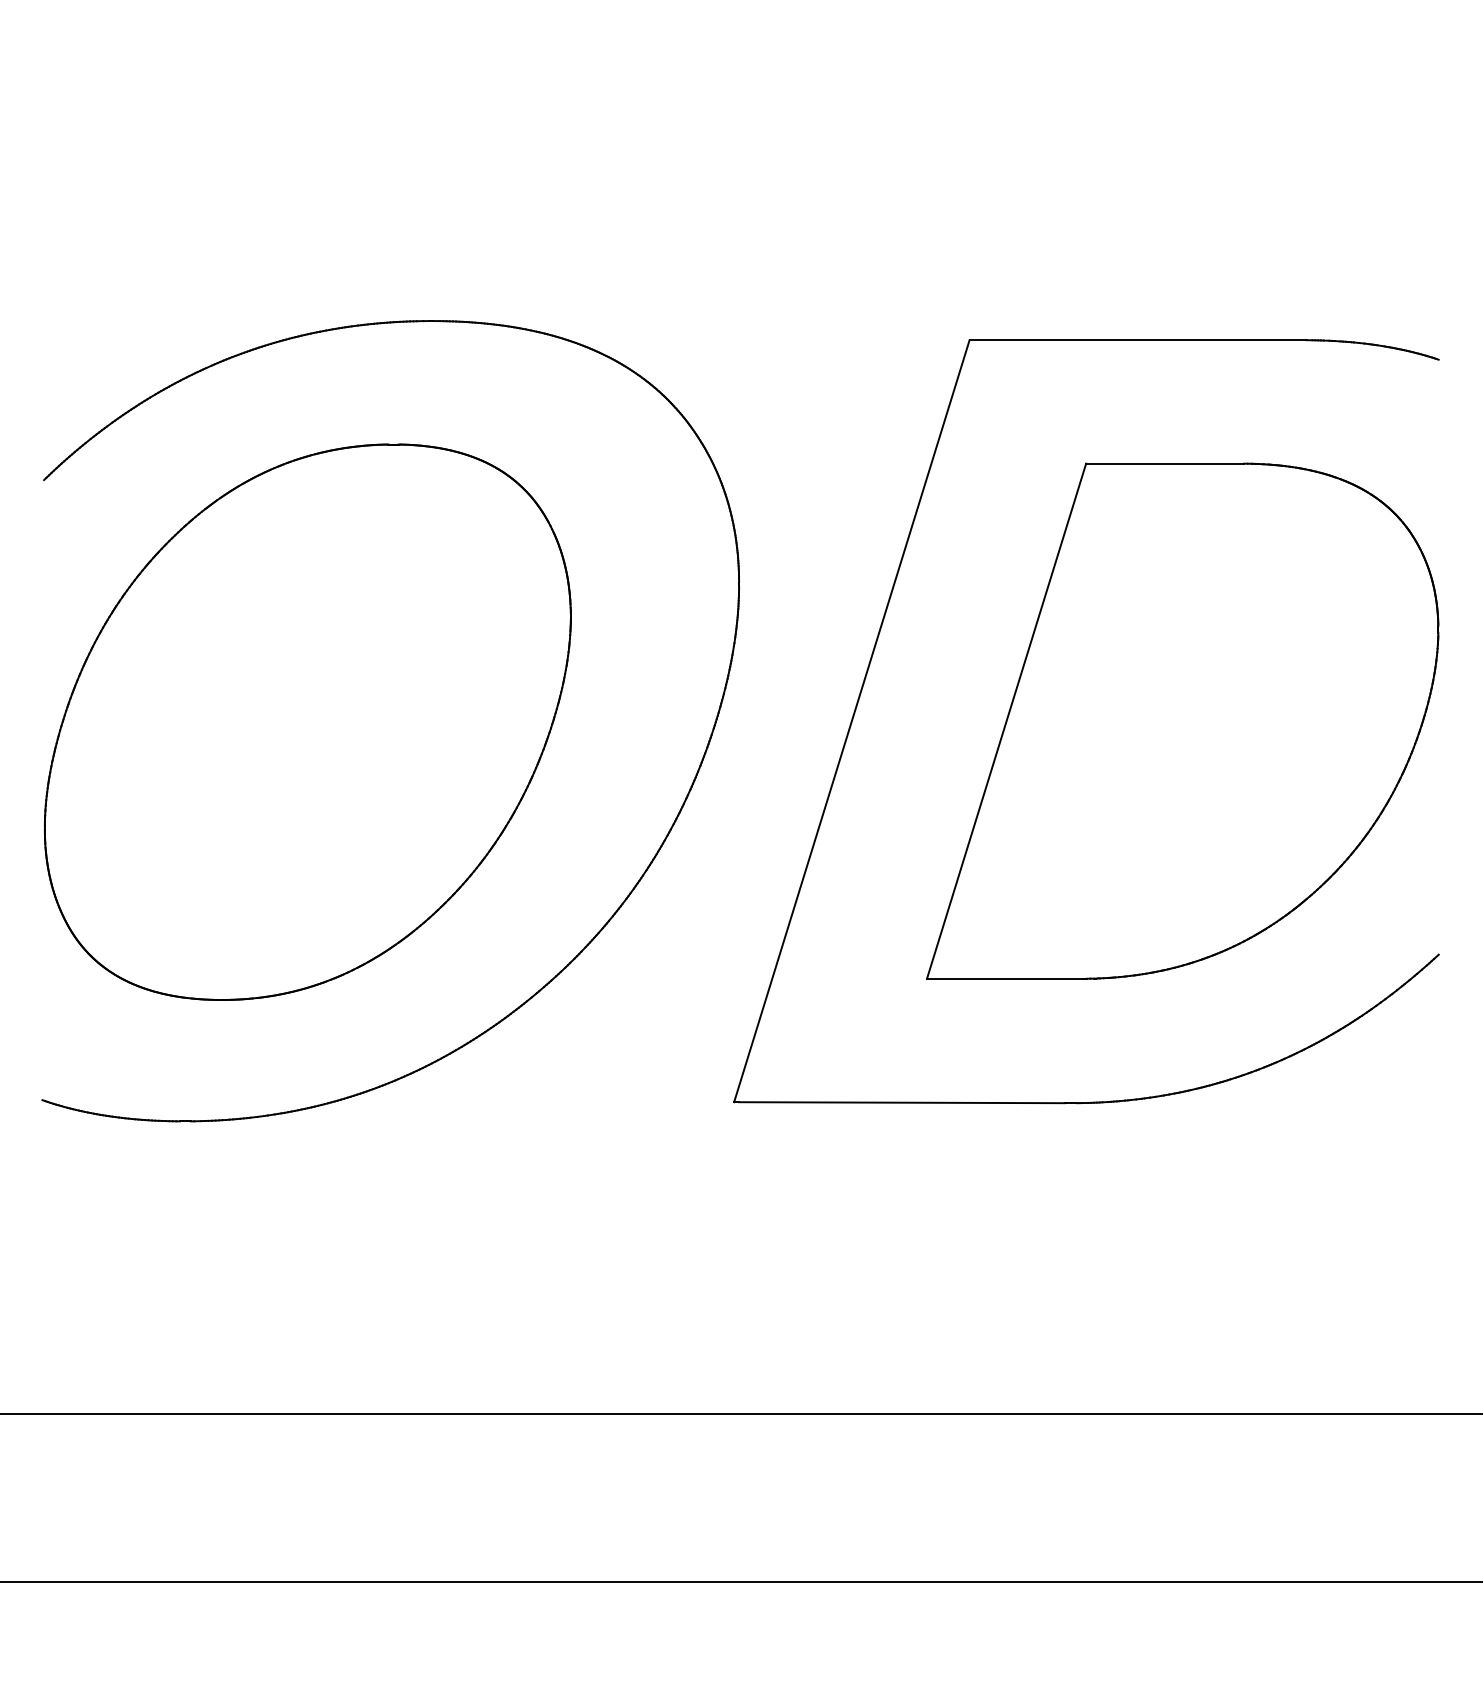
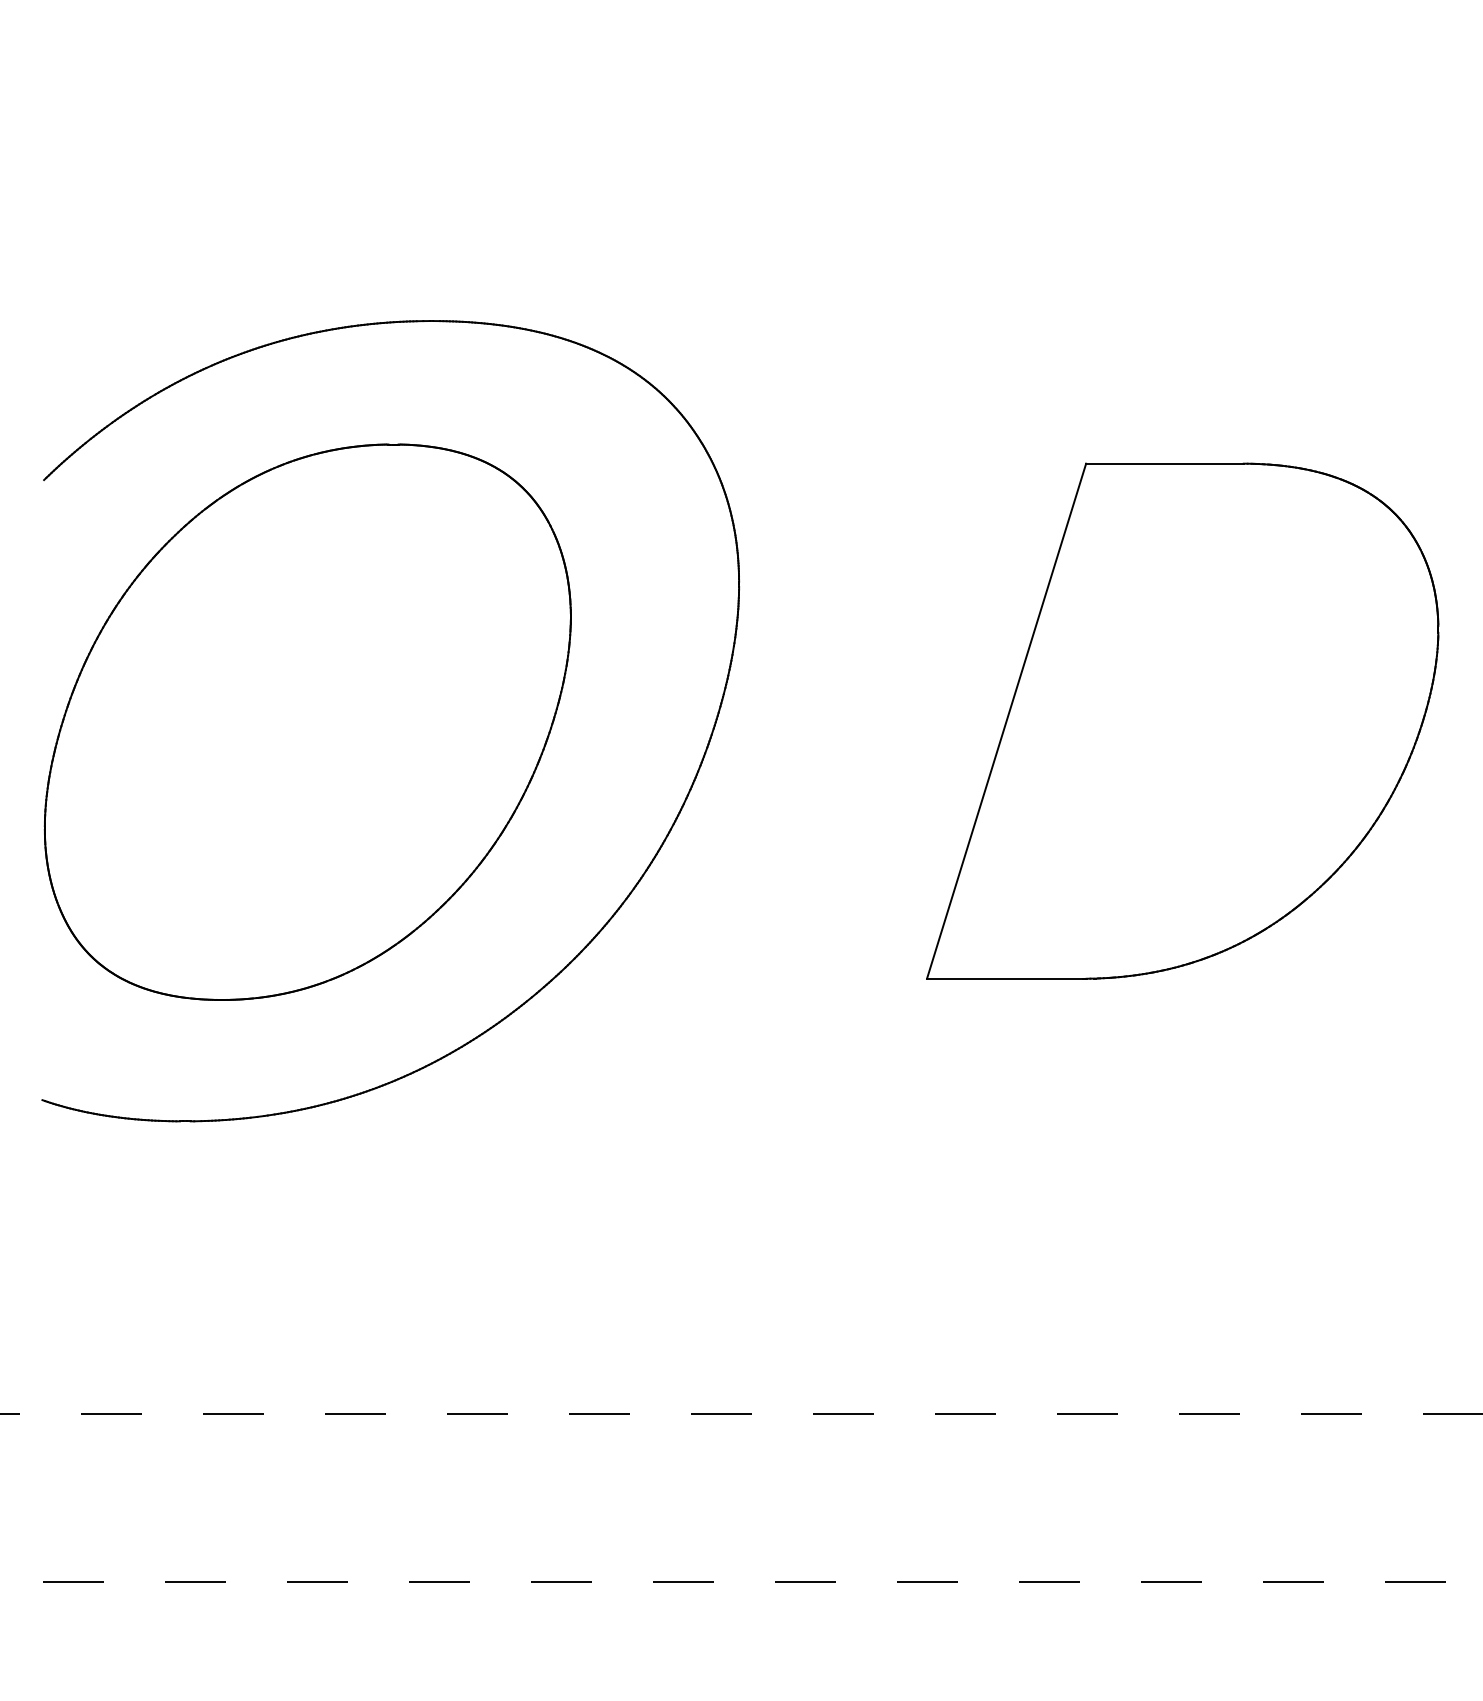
part: present -> none (873, 655)
line: solid -> dashed (741, 1413)
line: solid -> dashed (741, 1582)
